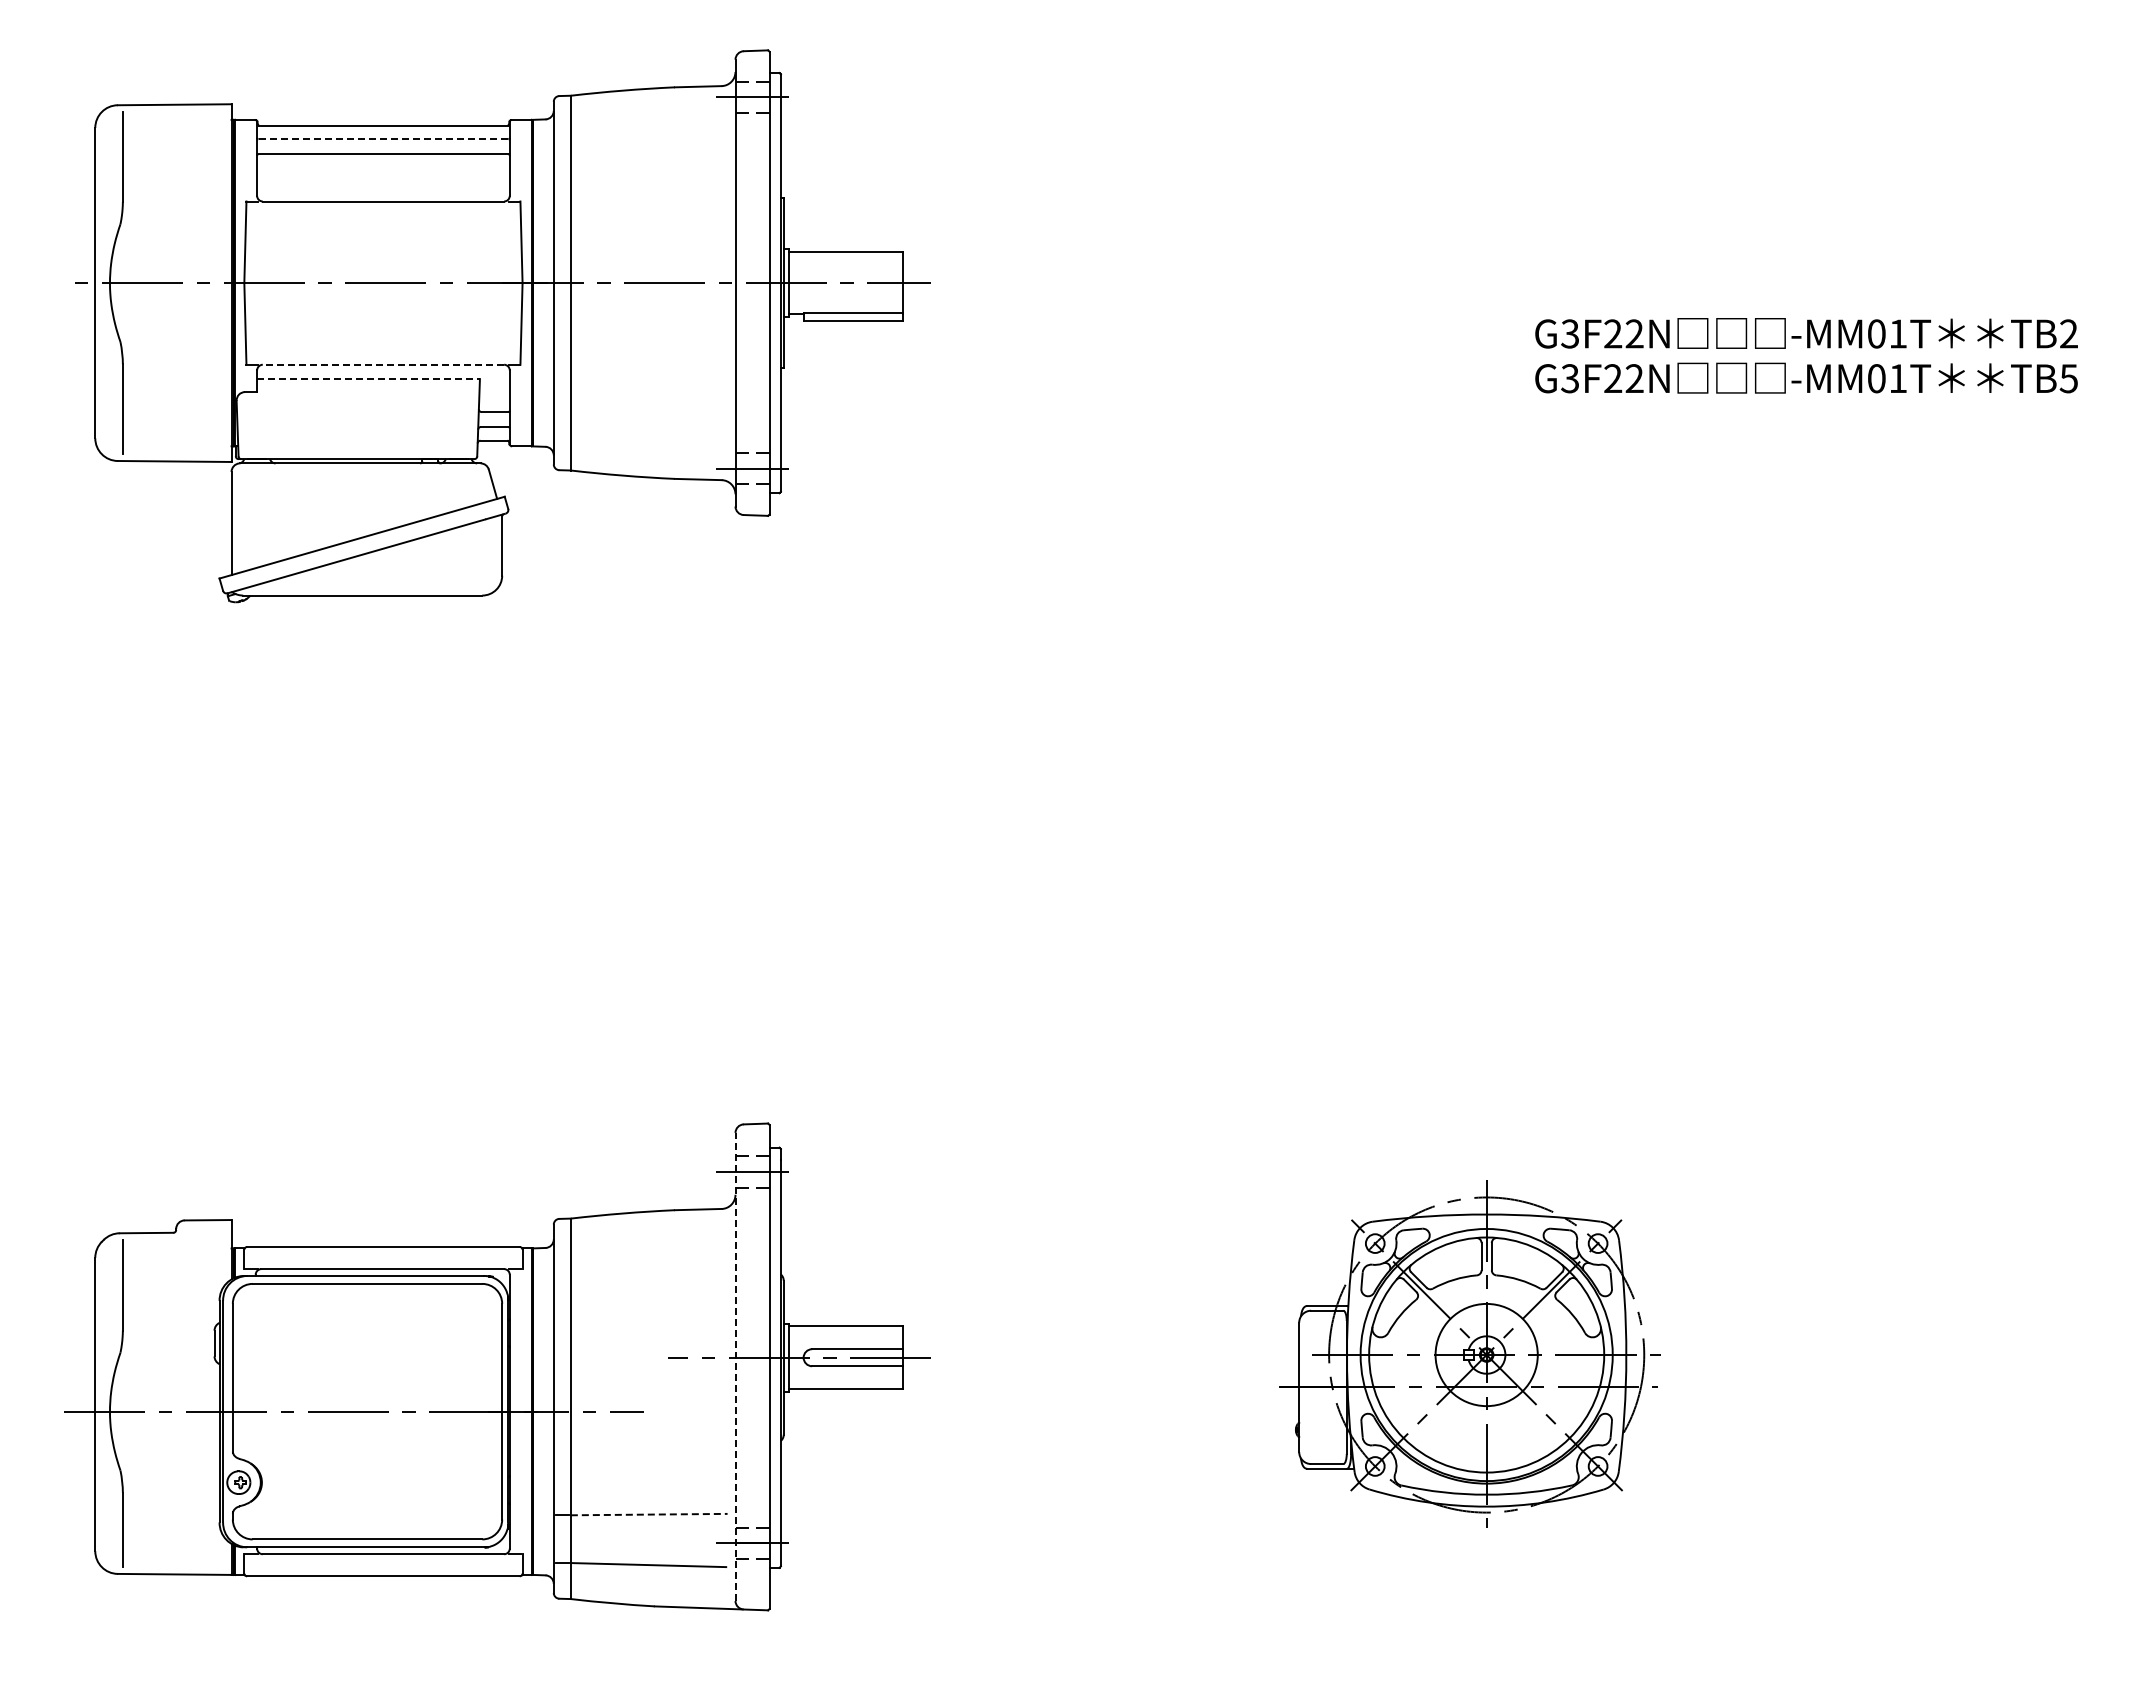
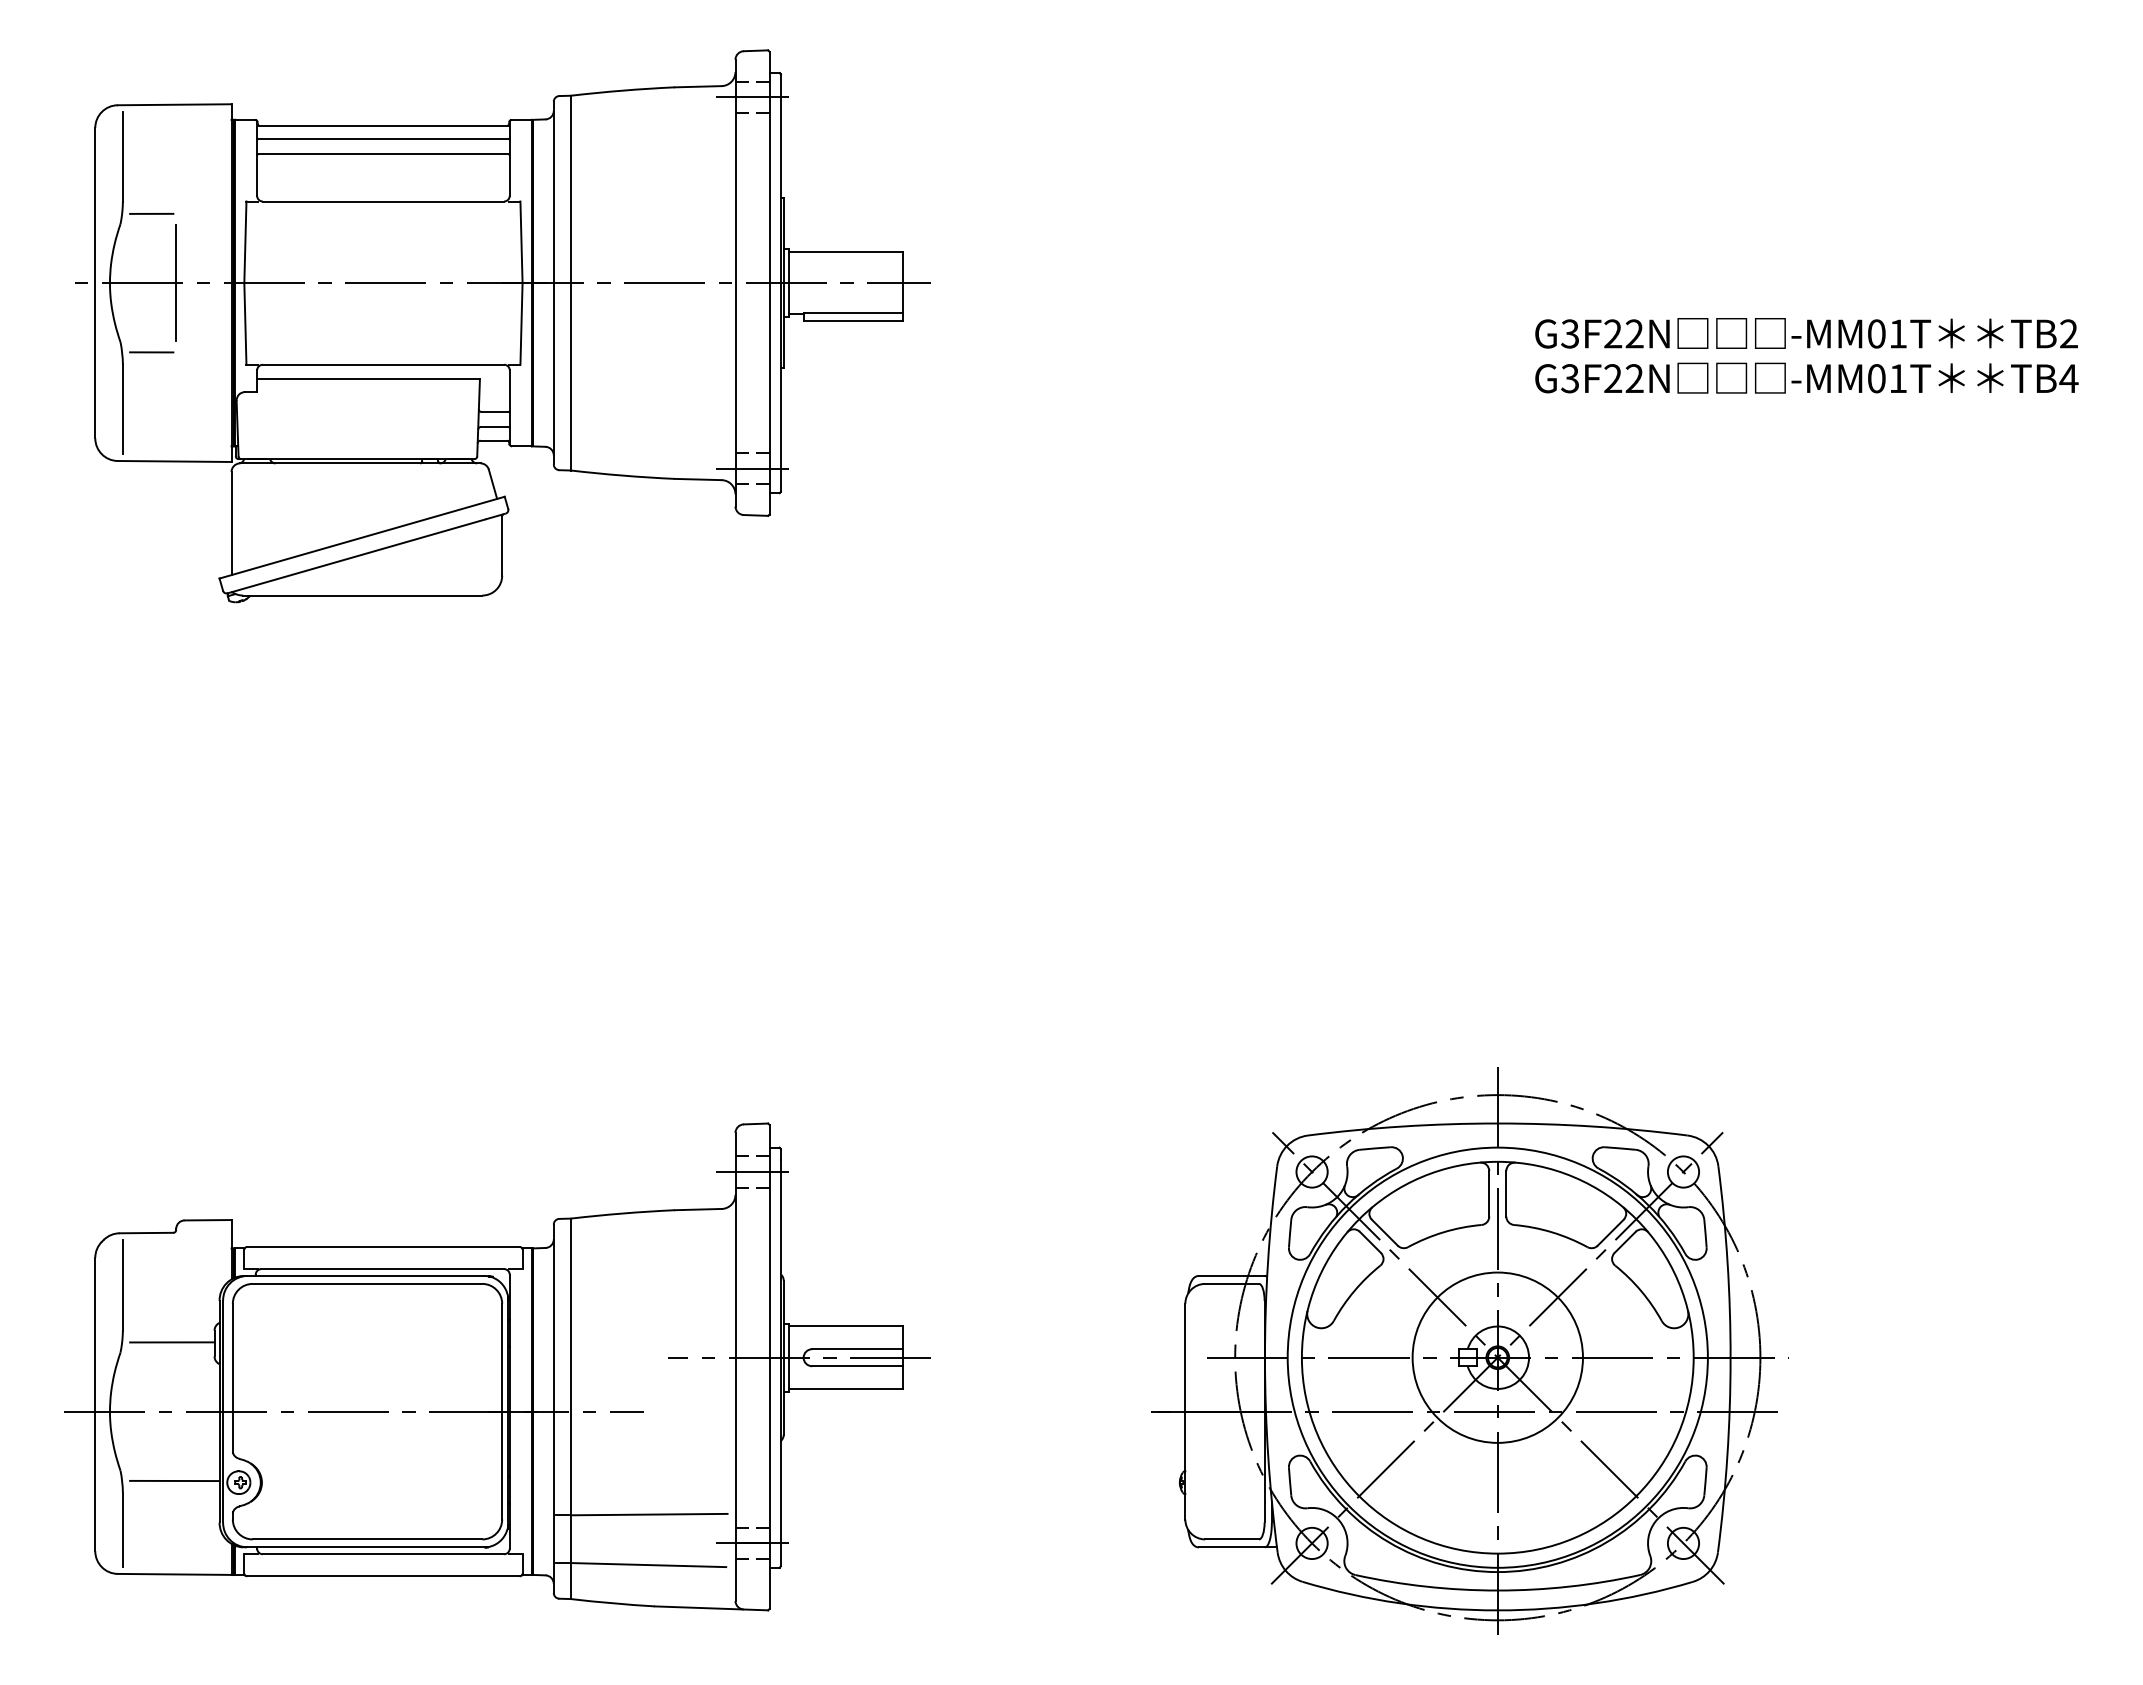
line: dashed -> solid (383, 139)
line: none -> present (151, 213)
line: none -> present (176, 283)
line: none -> present (151, 352)
line: dashed -> solid (383, 364)
text: TB5 -> TB4 (2068, 378)
line: dashed -> solid (369, 379)
line: none -> present (172, 1342)
part size: 382x348 px -> 638x568 px (1469, 1350)
line: dashed -> solid (735, 1366)
line: none -> present (174, 1480)
line: dashed -> solid (649, 1514)
